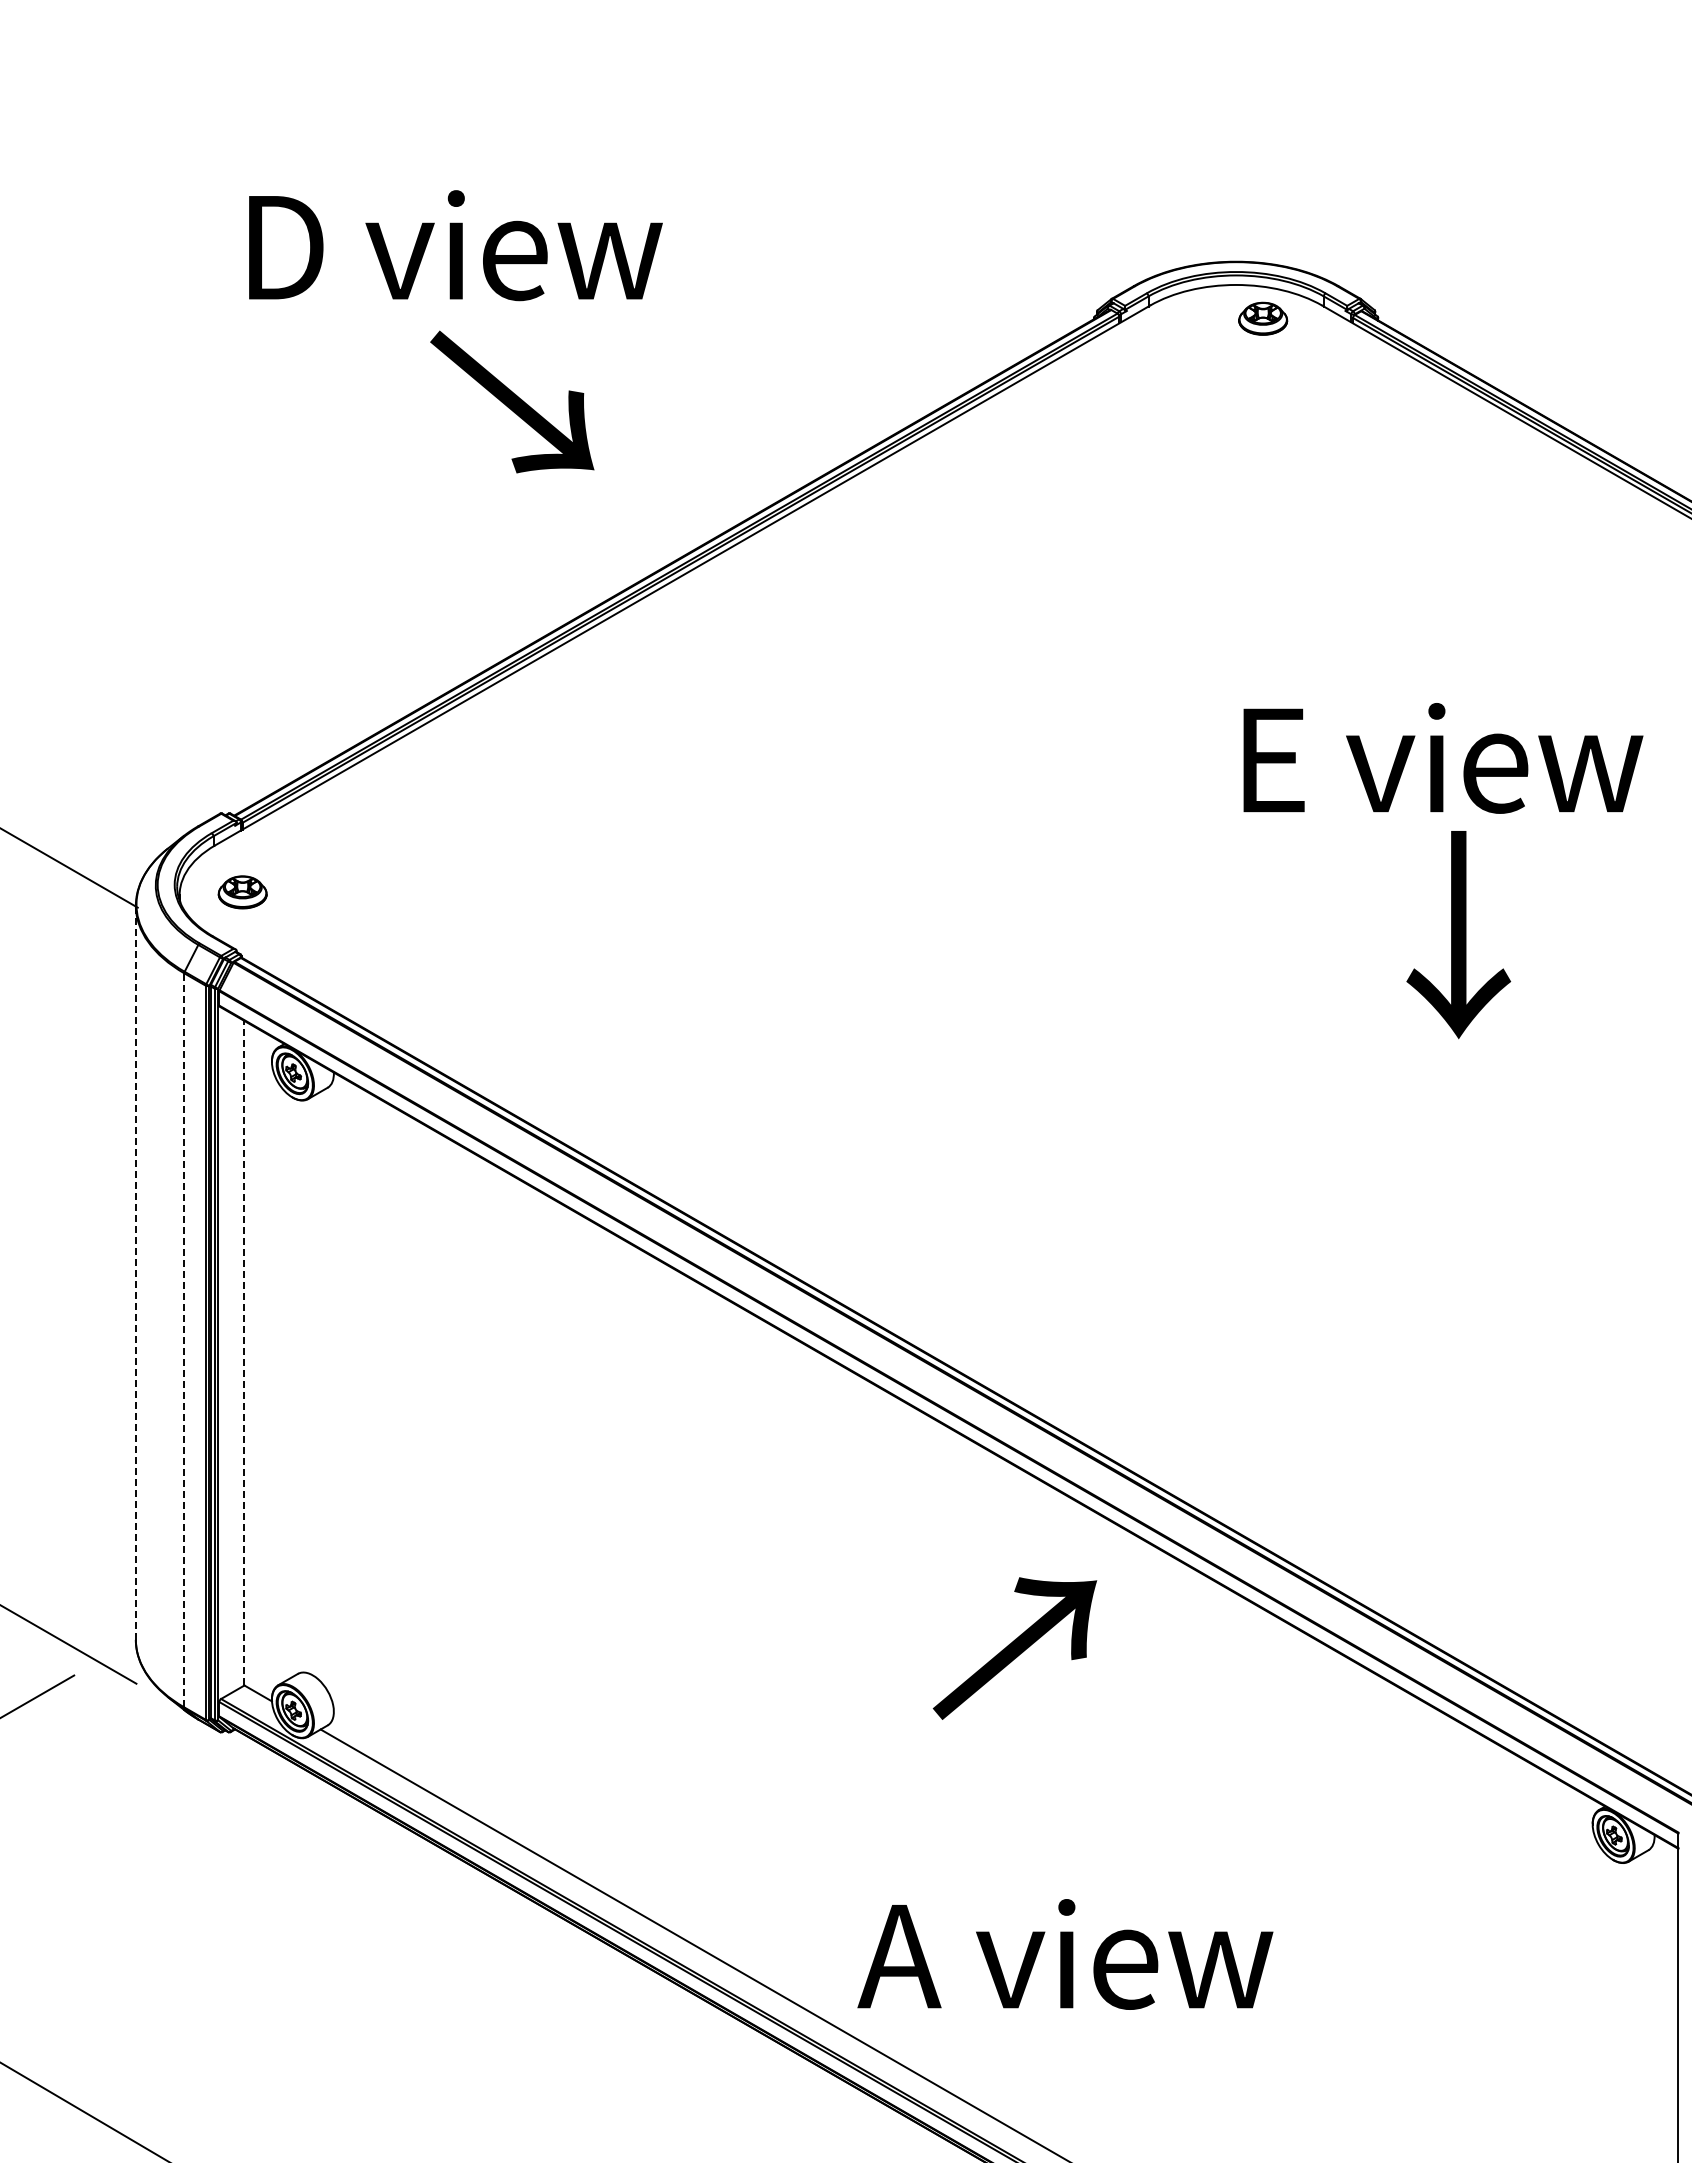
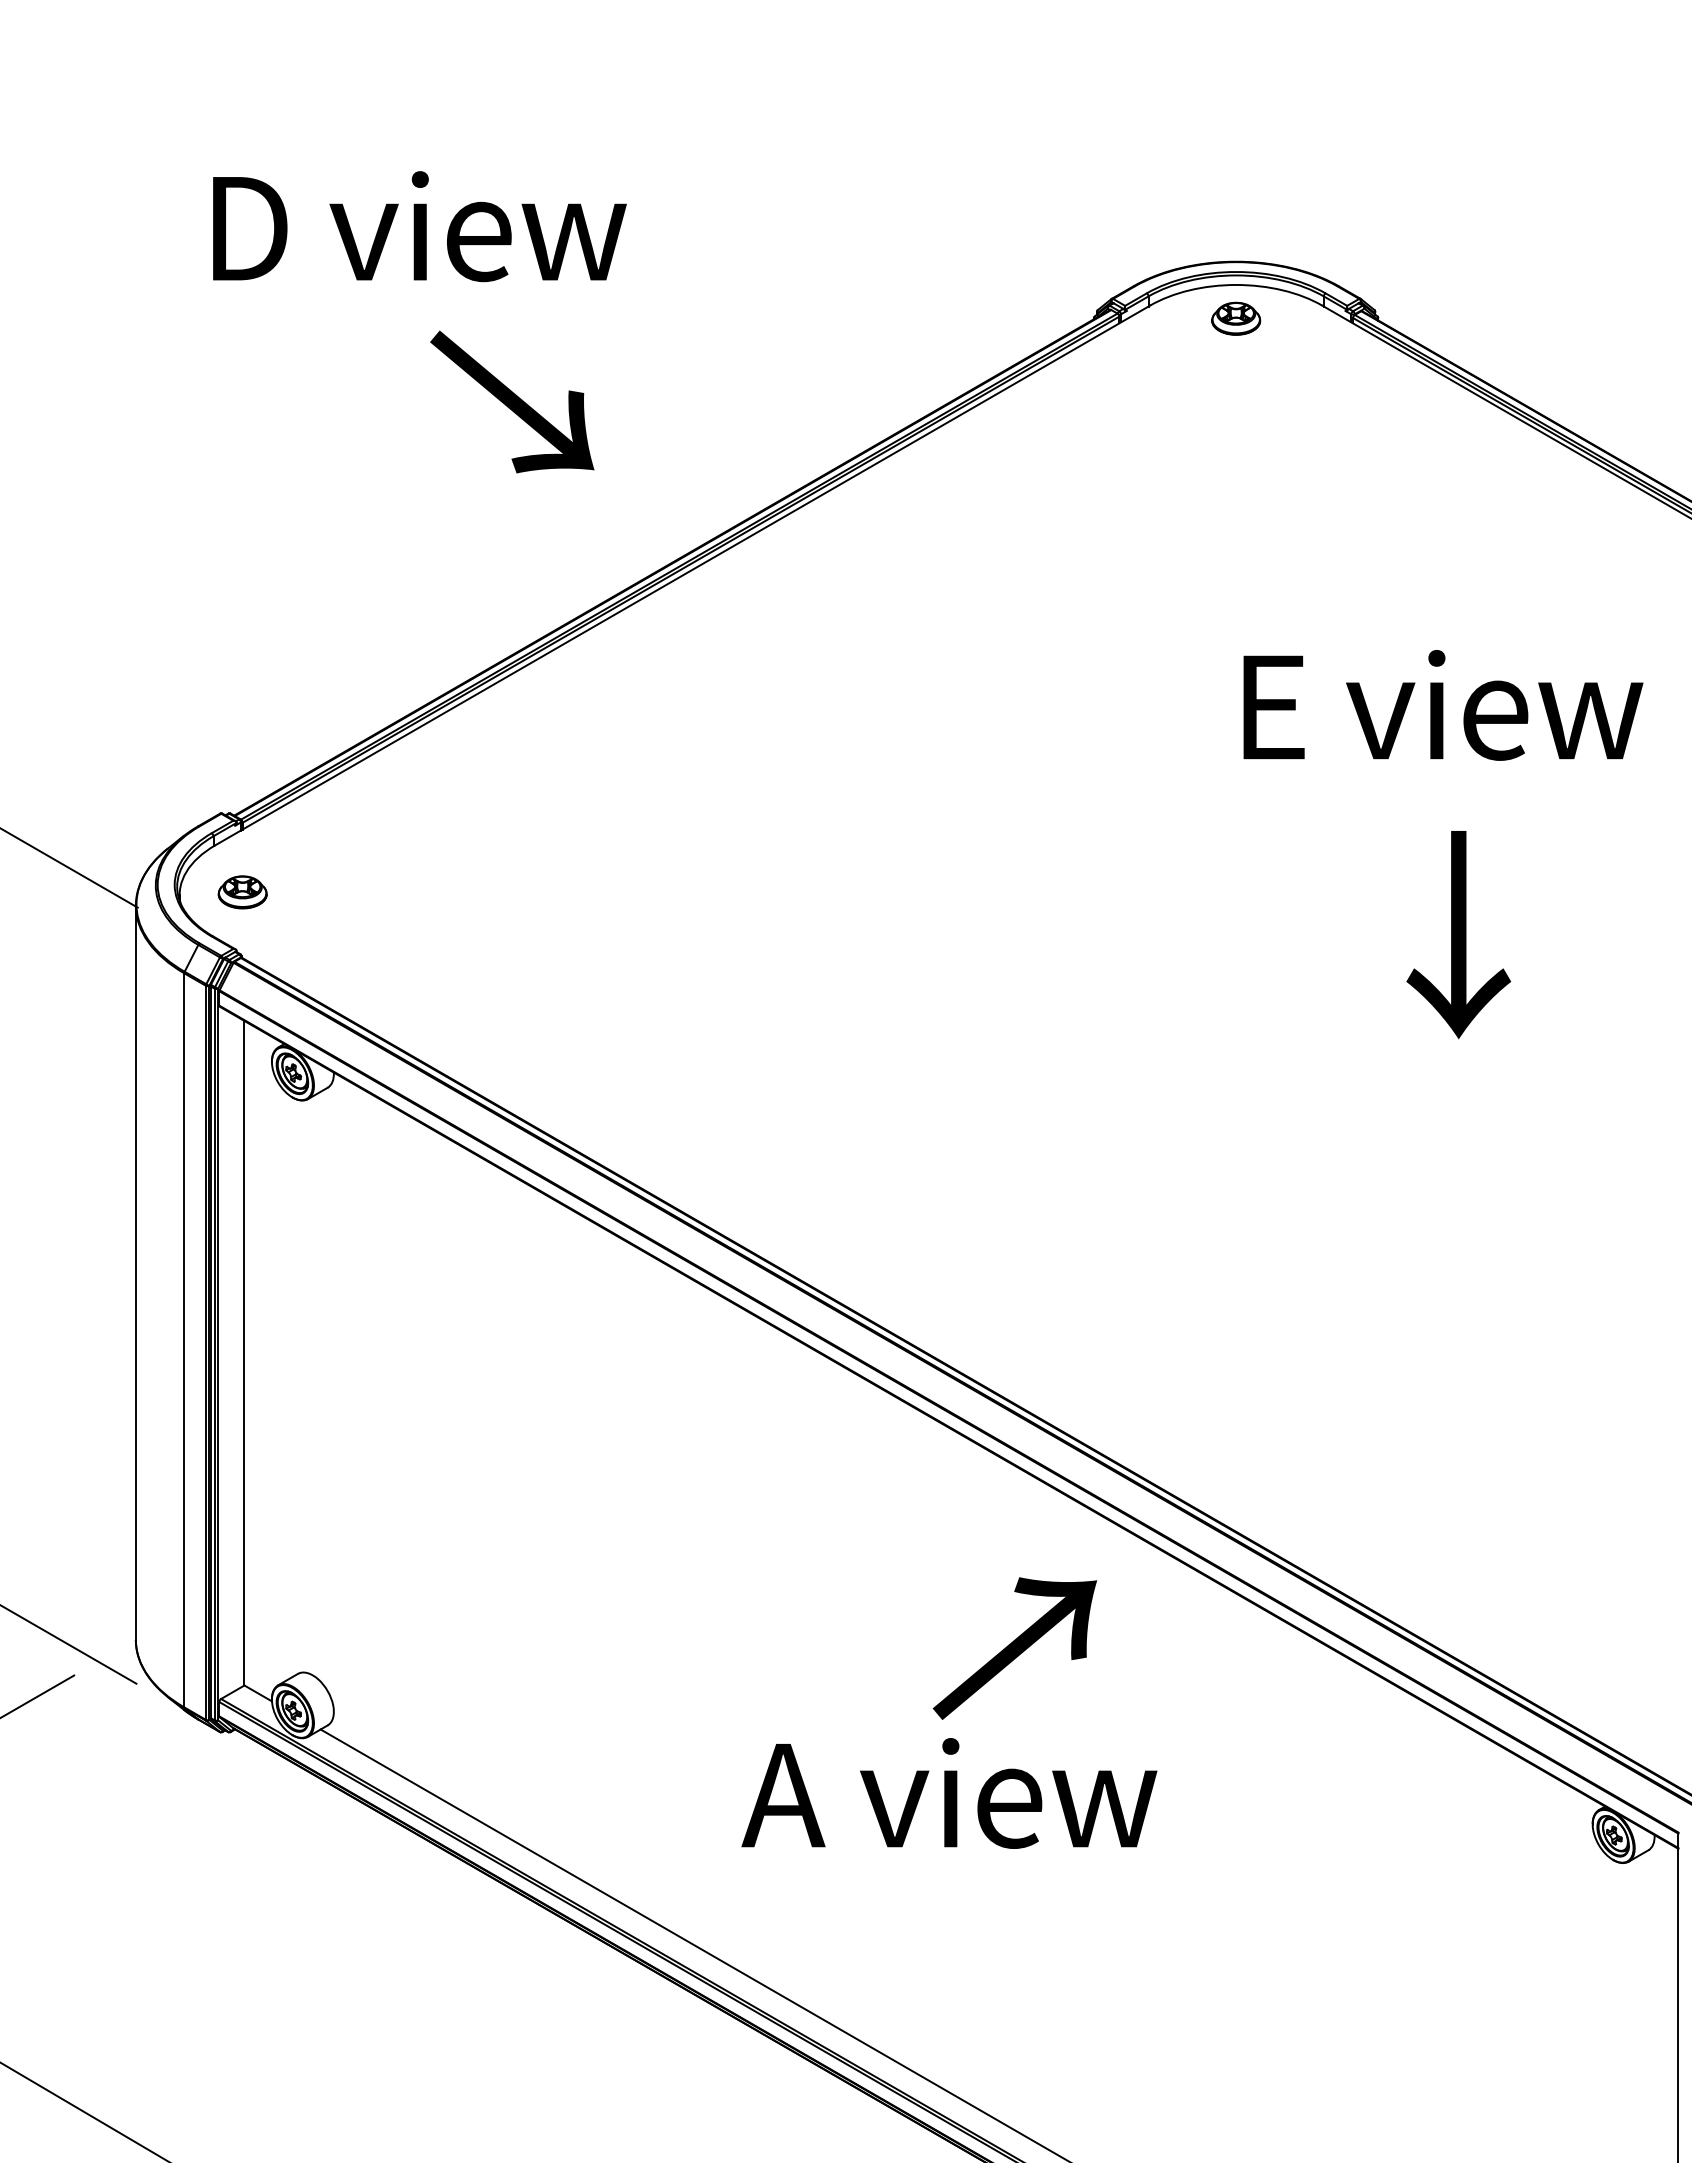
text position: (455, 245) -> (419, 226) (419, 226)
part position: (1263, 318) -> (1236, 318) (1236, 318)
text position: (1443, 758) -> (1443, 705) (1443, 705)
line: dashed -> solid (135, 1272)
line: dashed -> solid (184, 1339)
line: dashed -> solid (244, 1352)
text position: (1065, 1954) -> (949, 1793) (949, 1793)
